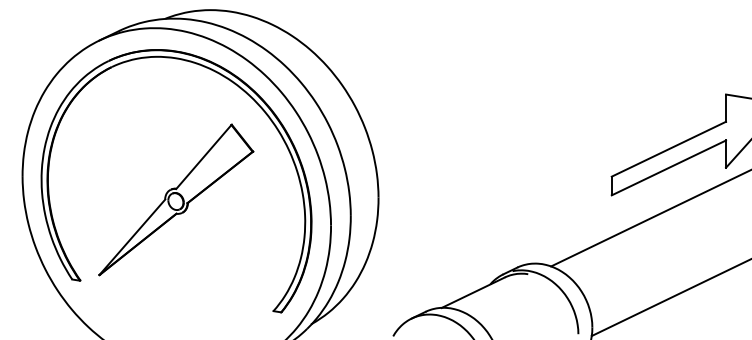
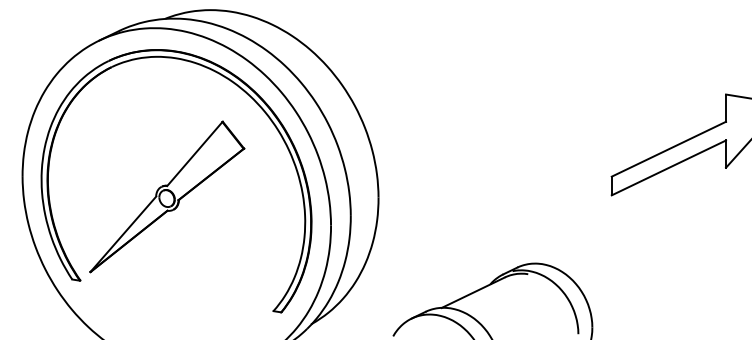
part position: (176, 199) -> (167, 196) (167, 196)
line: present -> none (649, 218)
line: present -> none (669, 298)
